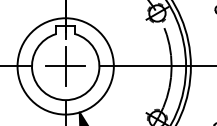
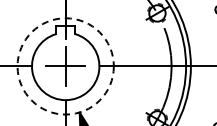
circle: solid -> dashed (65, 66)
